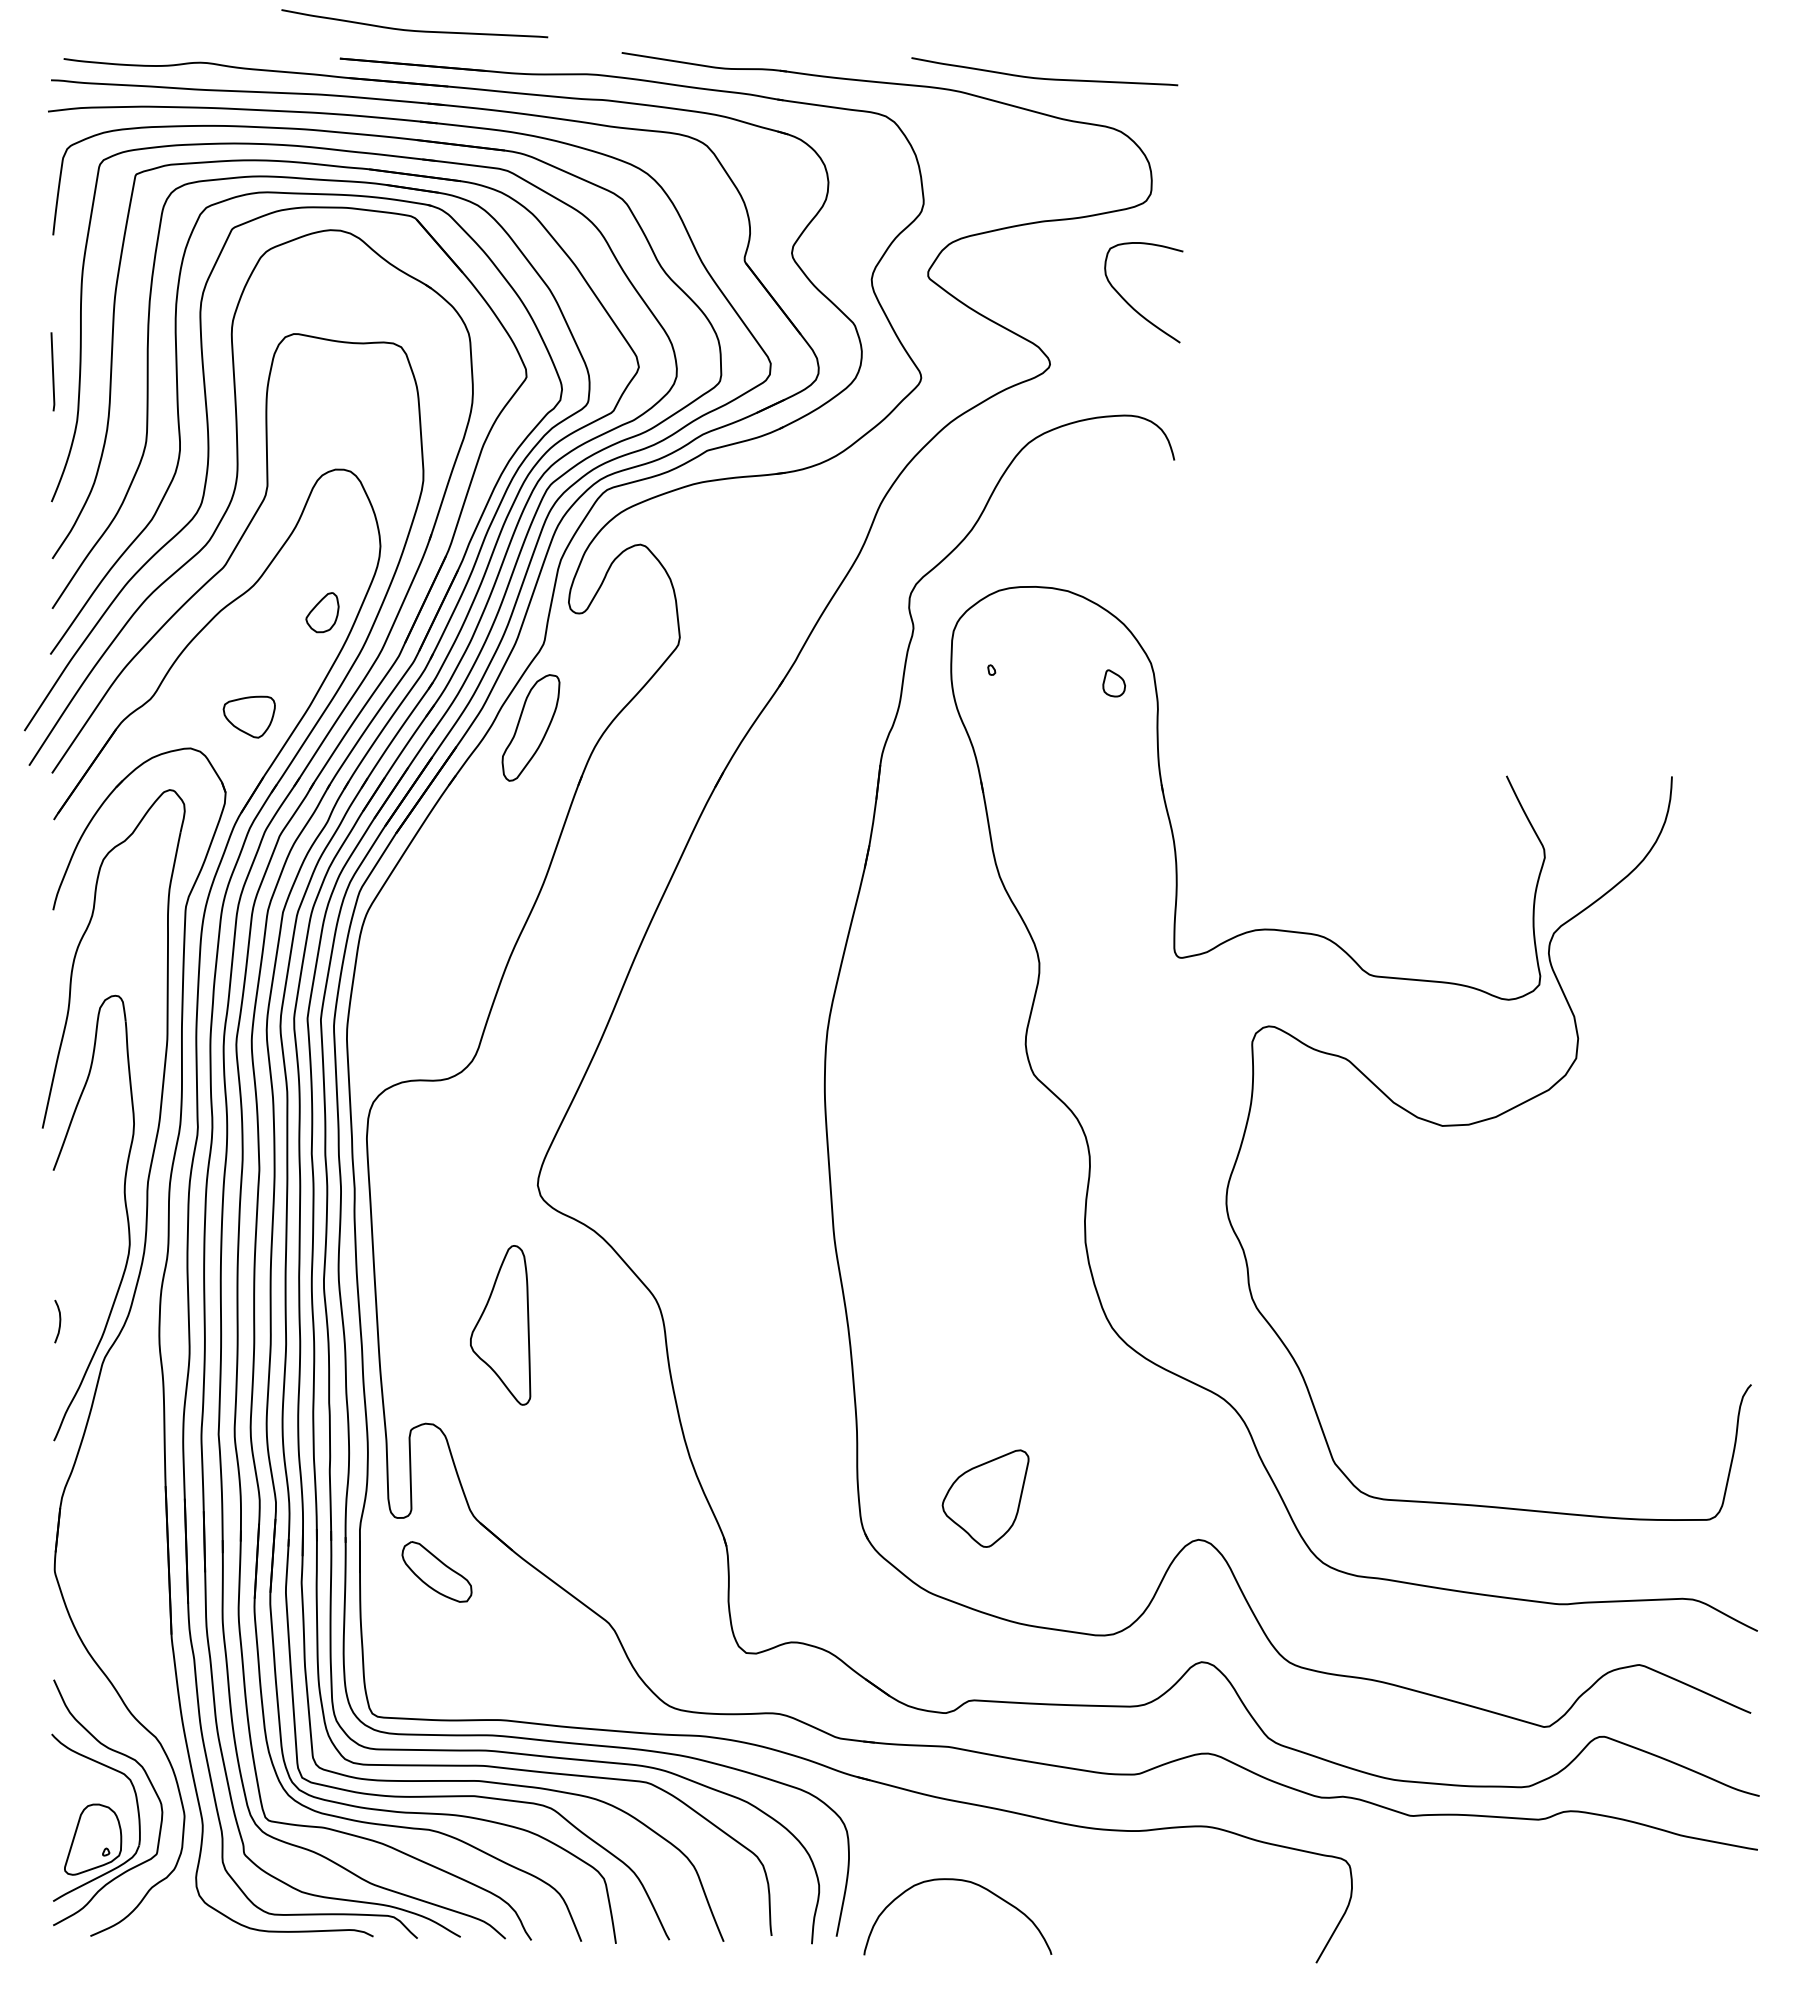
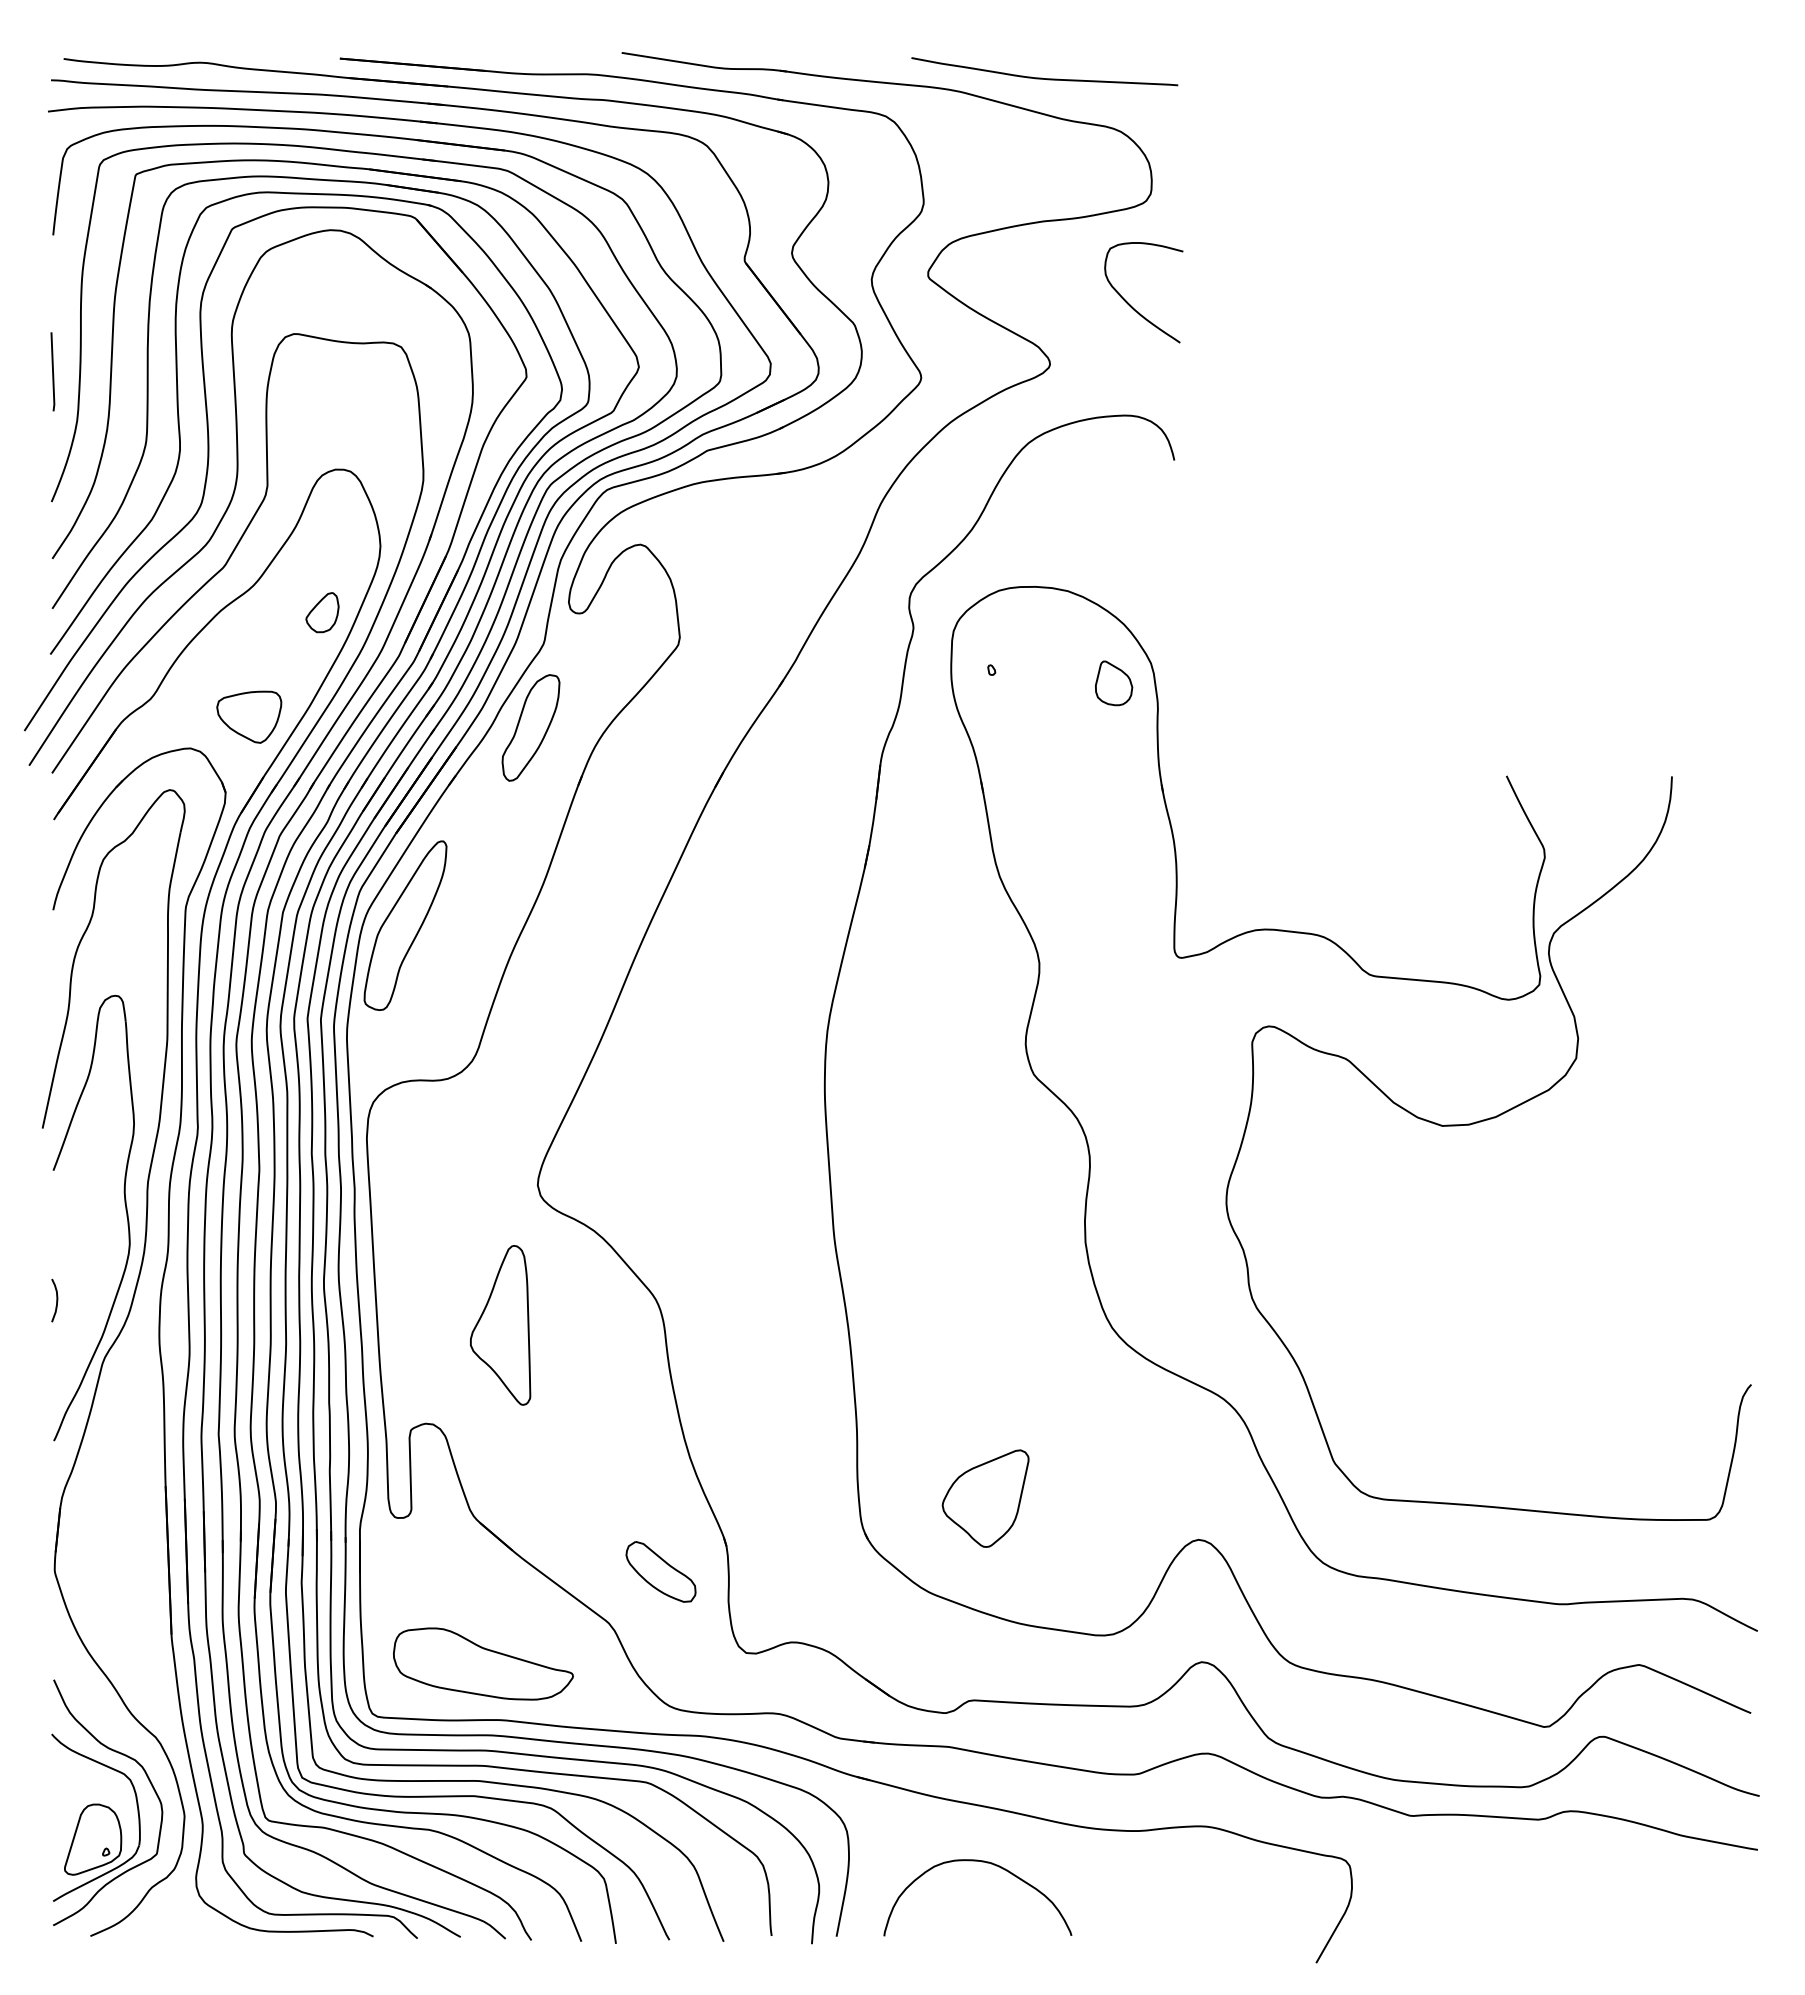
curve: present -> none (412, 29)
part size: 24x29 px -> 39x47 px (1114, 683)
part size: 54x44 px -> 67x54 px (249, 716)
part: none -> present (405, 925)
curve position: (59, 1321) -> (56, 1300) (56, 1300)
part position: (436, 1571) -> (660, 1571) (660, 1571)
part: none -> present (483, 1663)
curve position: (966, 1882) -> (986, 1863) (986, 1863)
